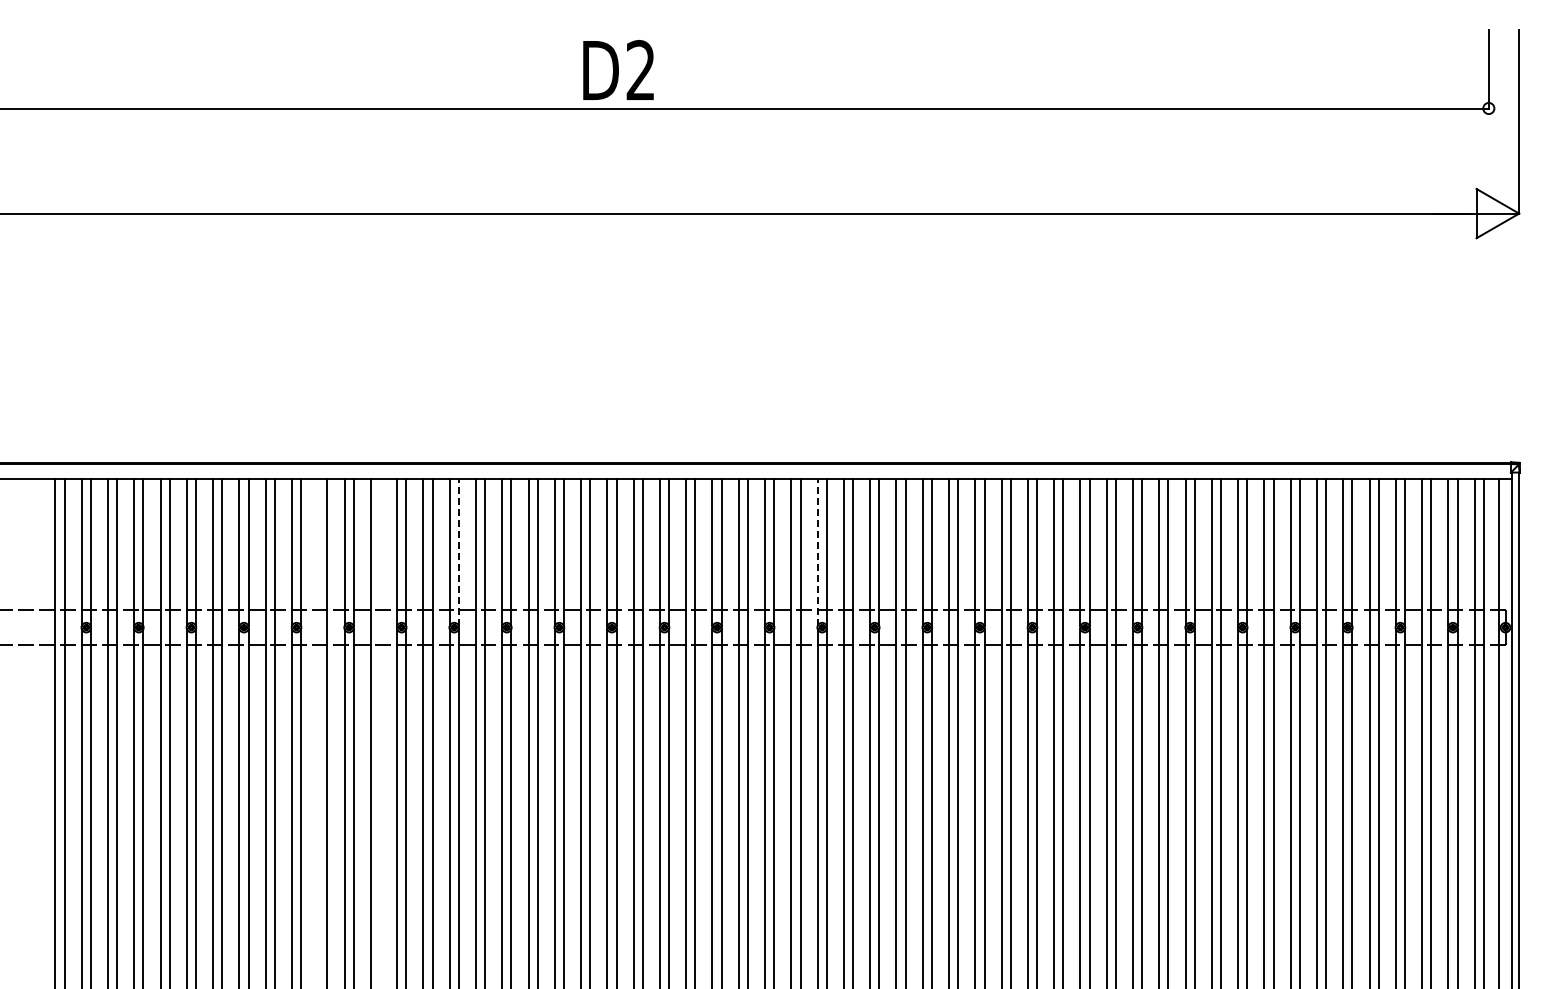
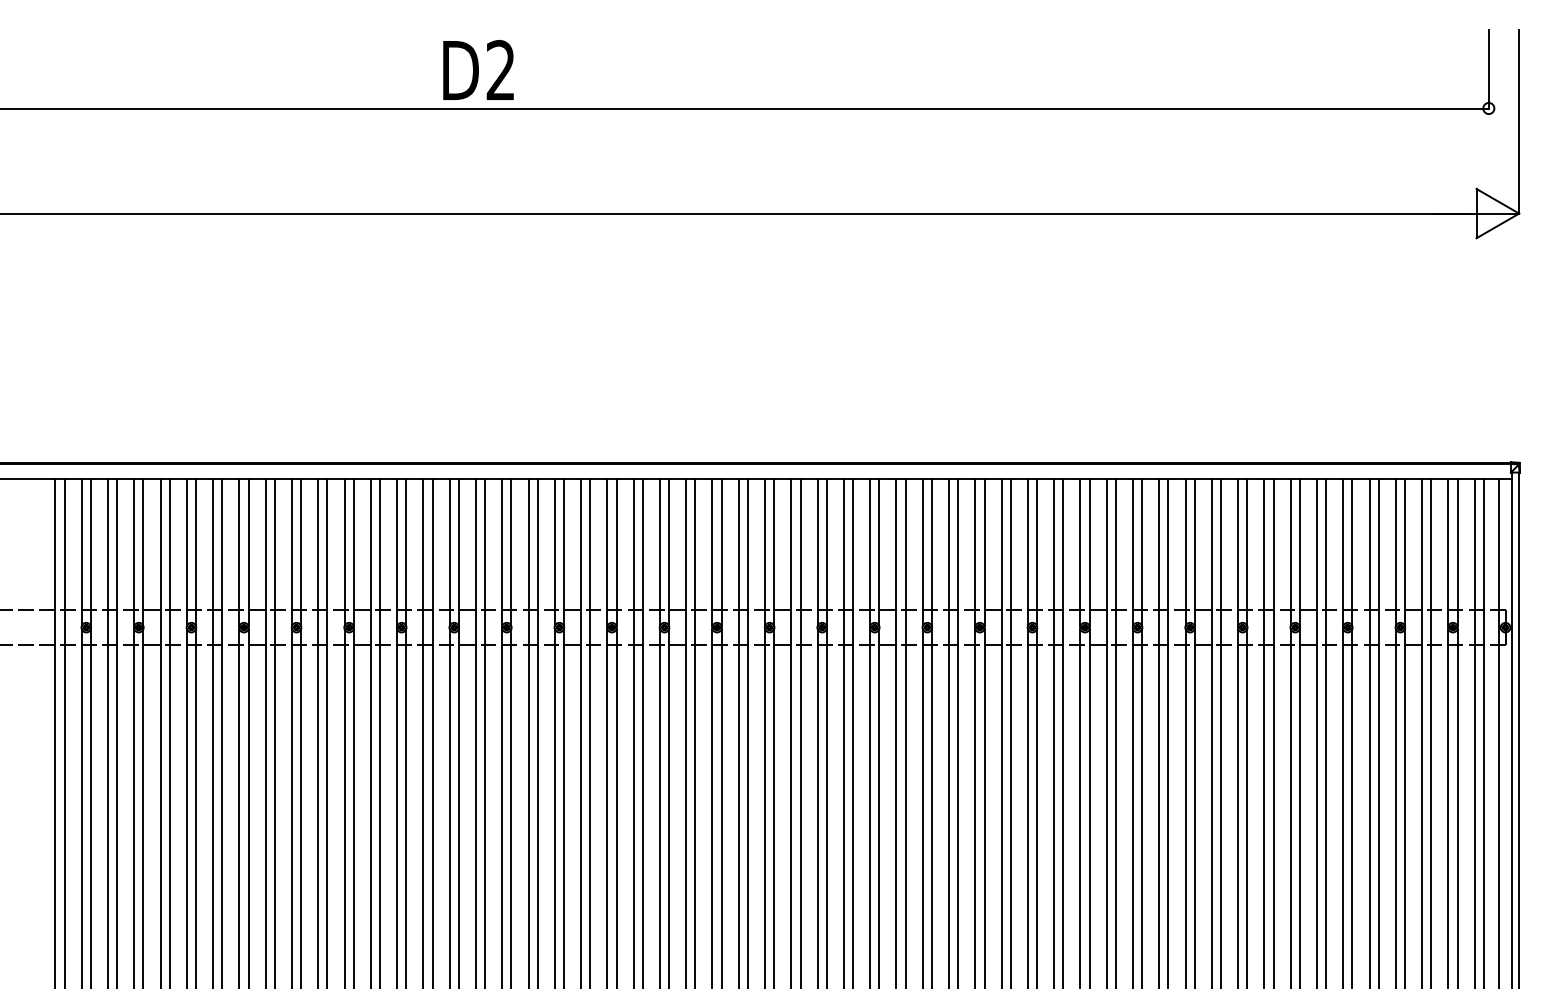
text position: (618, 69) -> (478, 69) (478, 69)
line: dashed -> solid (458, 552)
line: dashed -> solid (817, 552)
line: none -> present (318, 732)
line: none -> present (380, 732)
